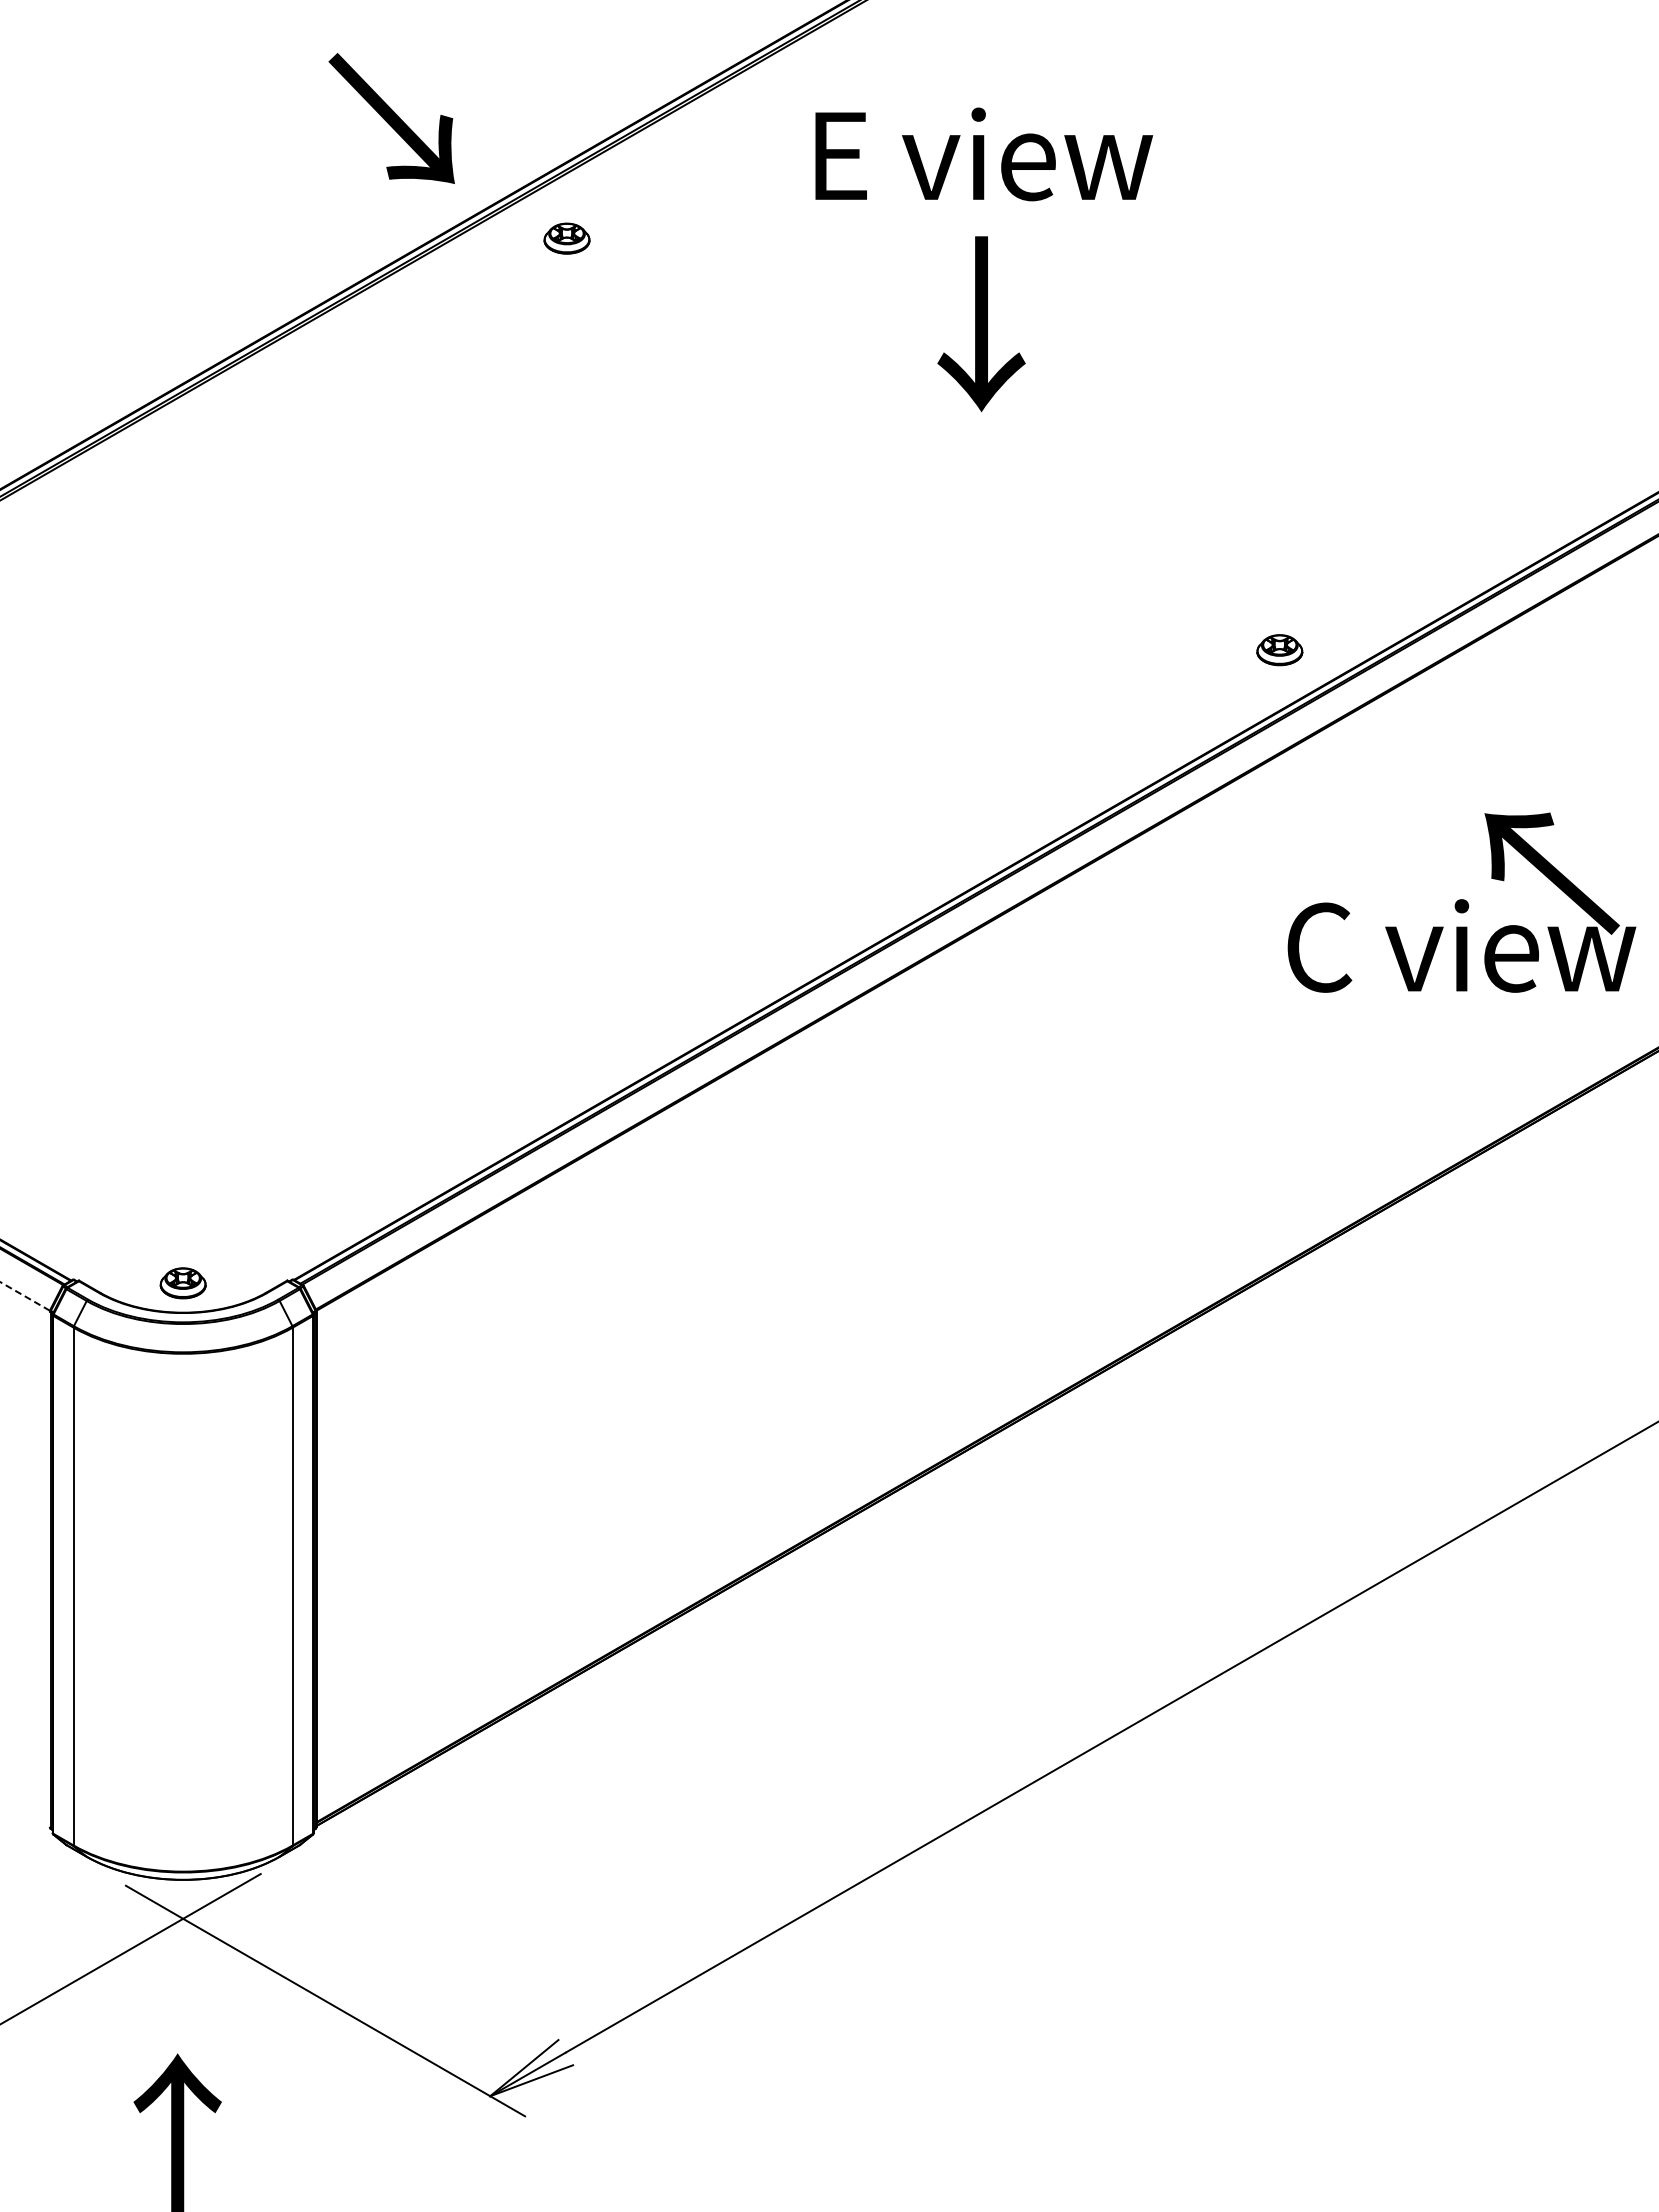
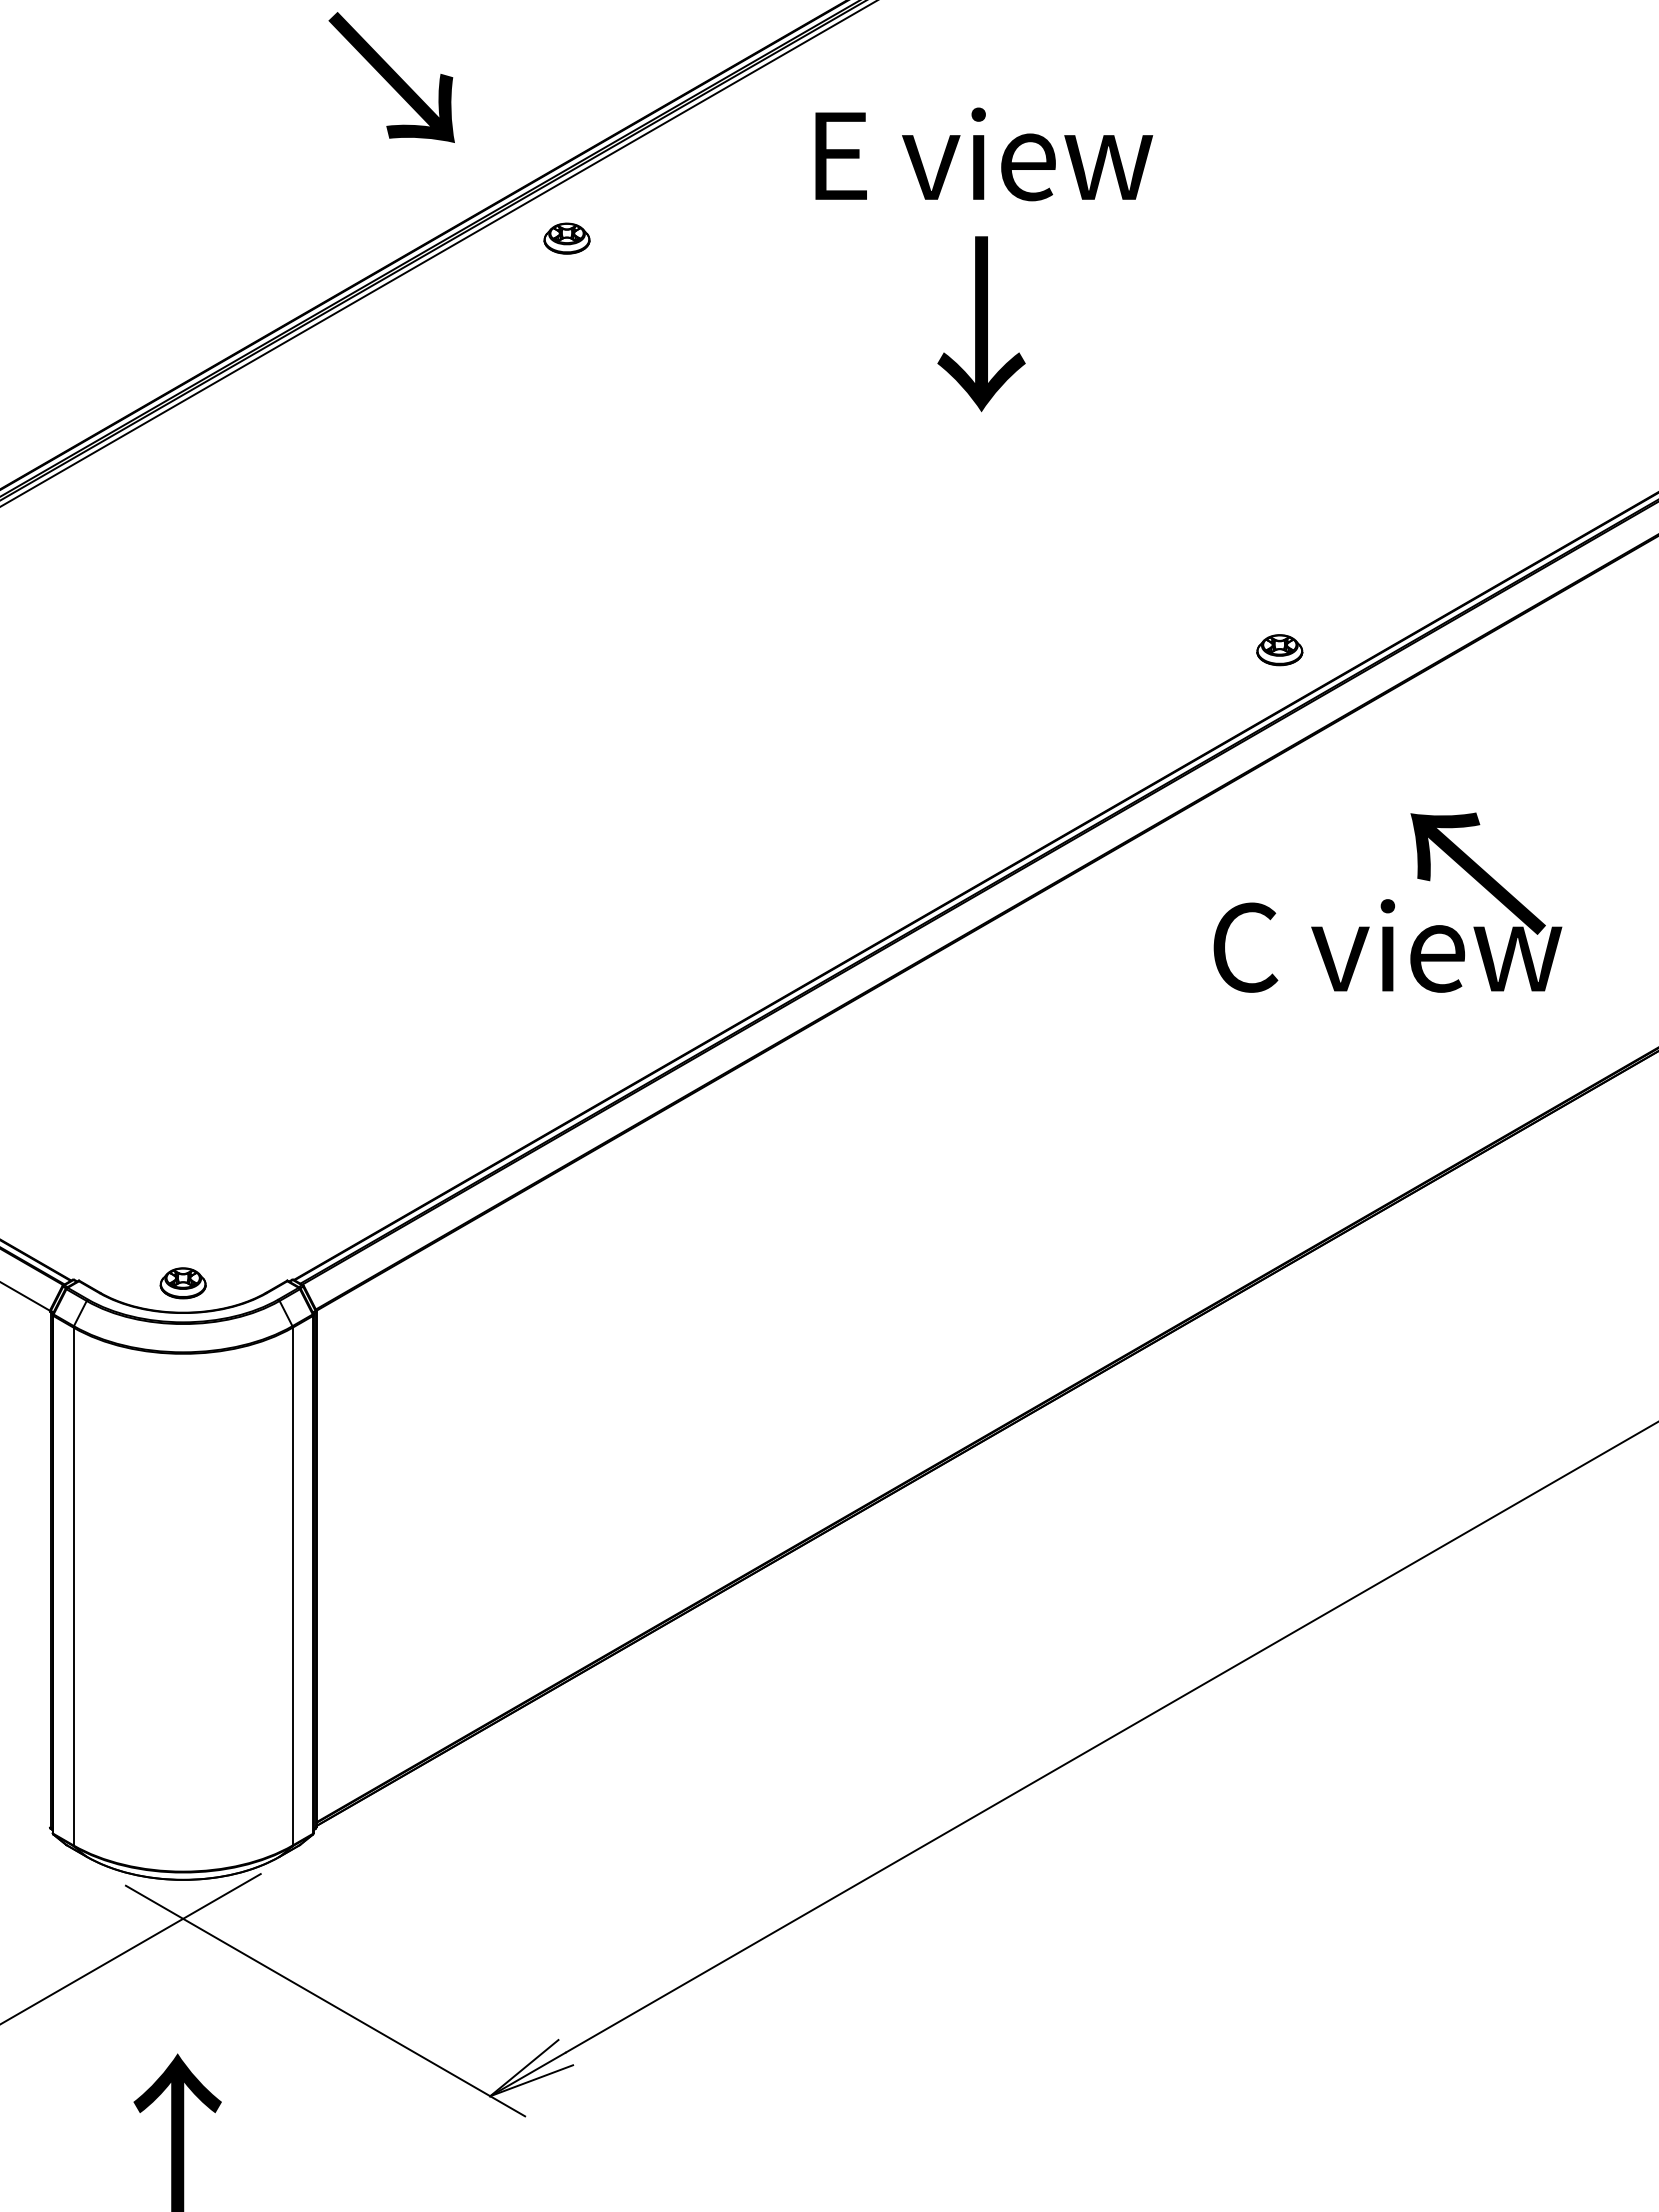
text position: (391, 118) -> (391, 77) (391, 77)
line: none -> present (438, 253)
text position: (1461, 902) -> (1387, 902) (1387, 902)
line: dashed -> solid (24, 1296)
